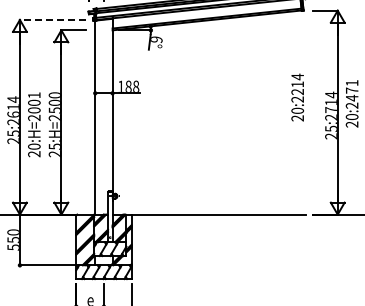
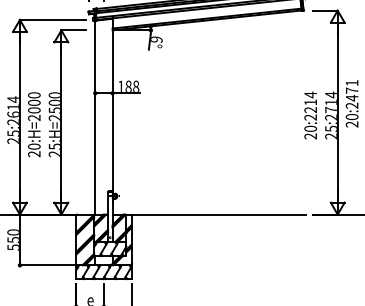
line: dashed -> solid (52, 19)
text: 20:H=2001 -> 20:H=2000 (34, 95)
text position: (297, 97) -> (310, 115) (310, 115)
